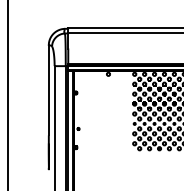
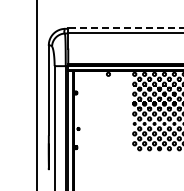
line: solid -> dashed (125, 28)
line position: (8, 94) -> (37, 94) (37, 94)
